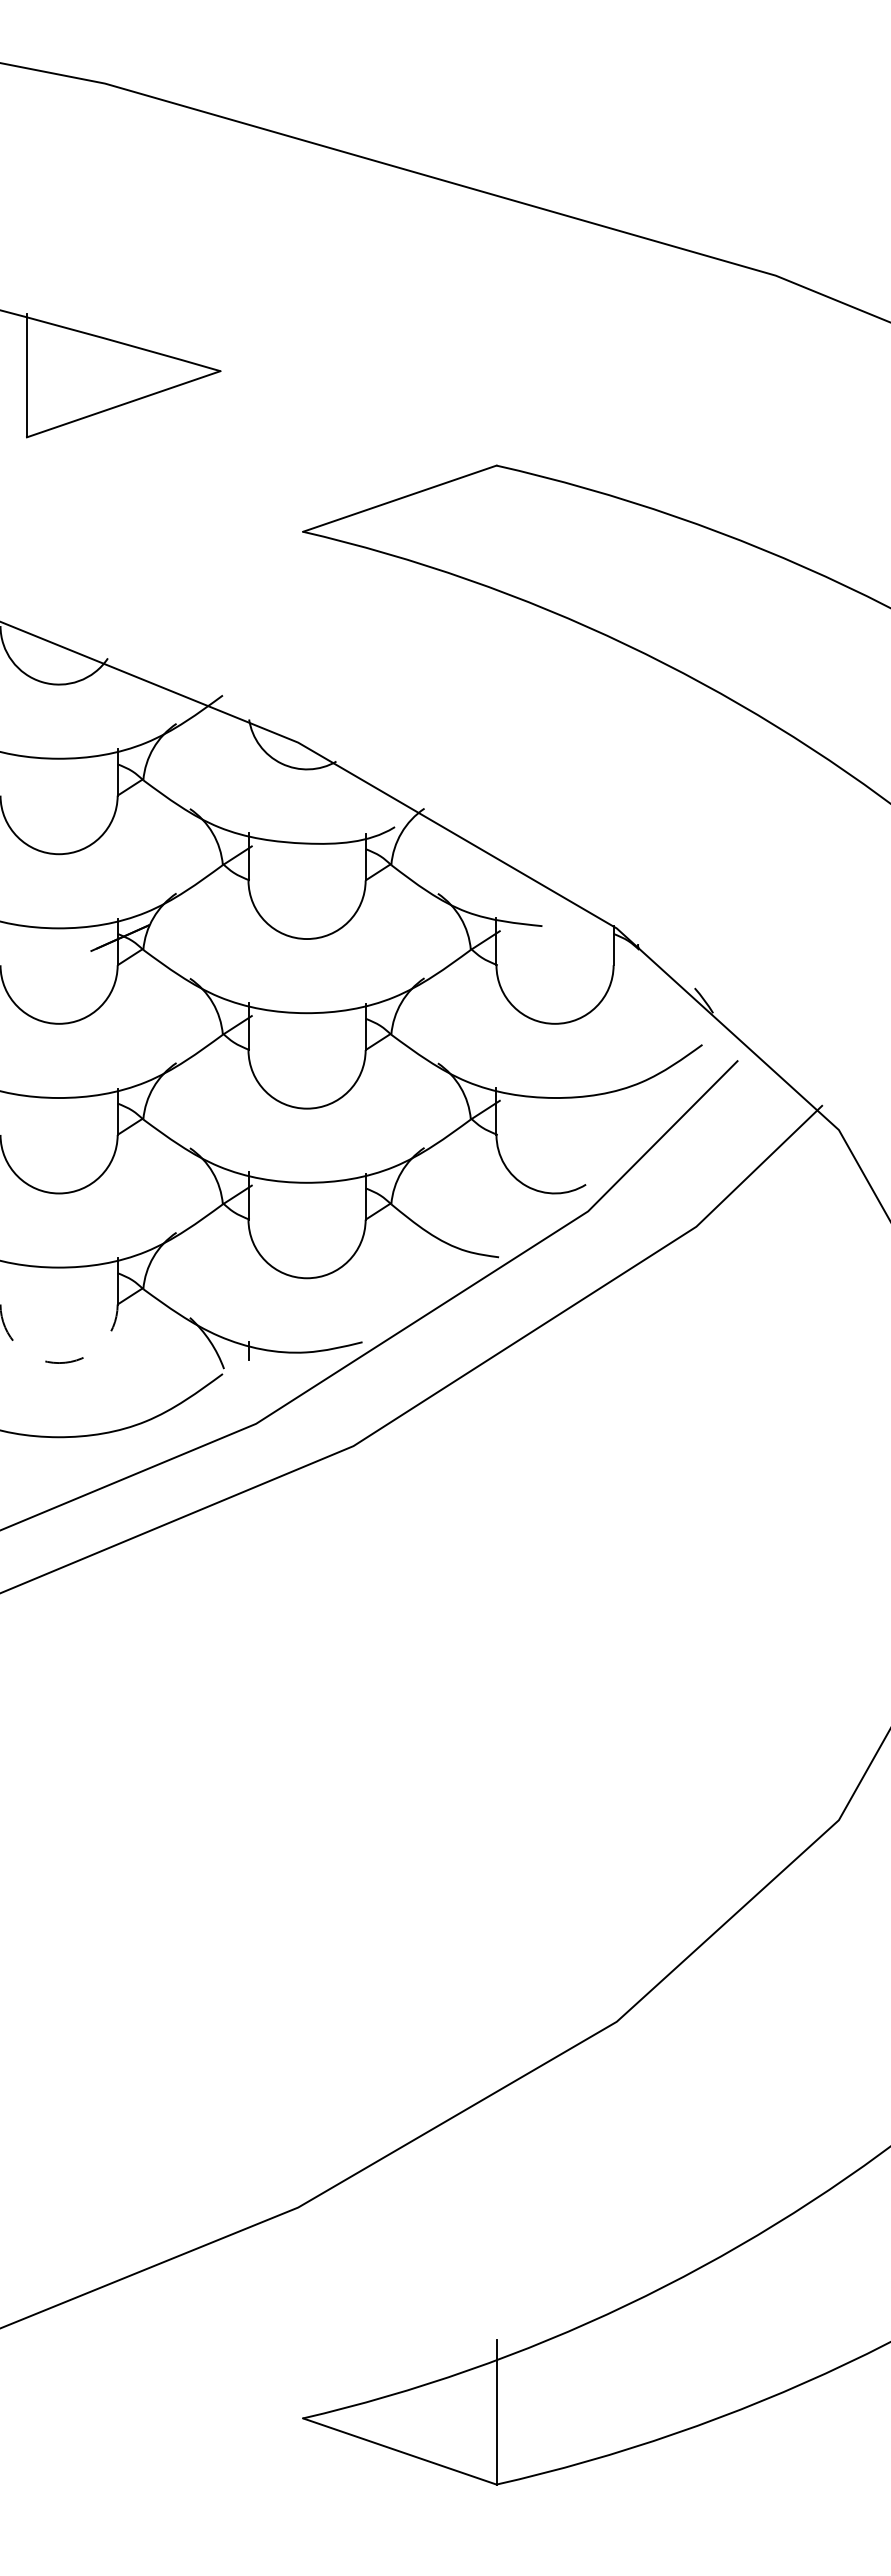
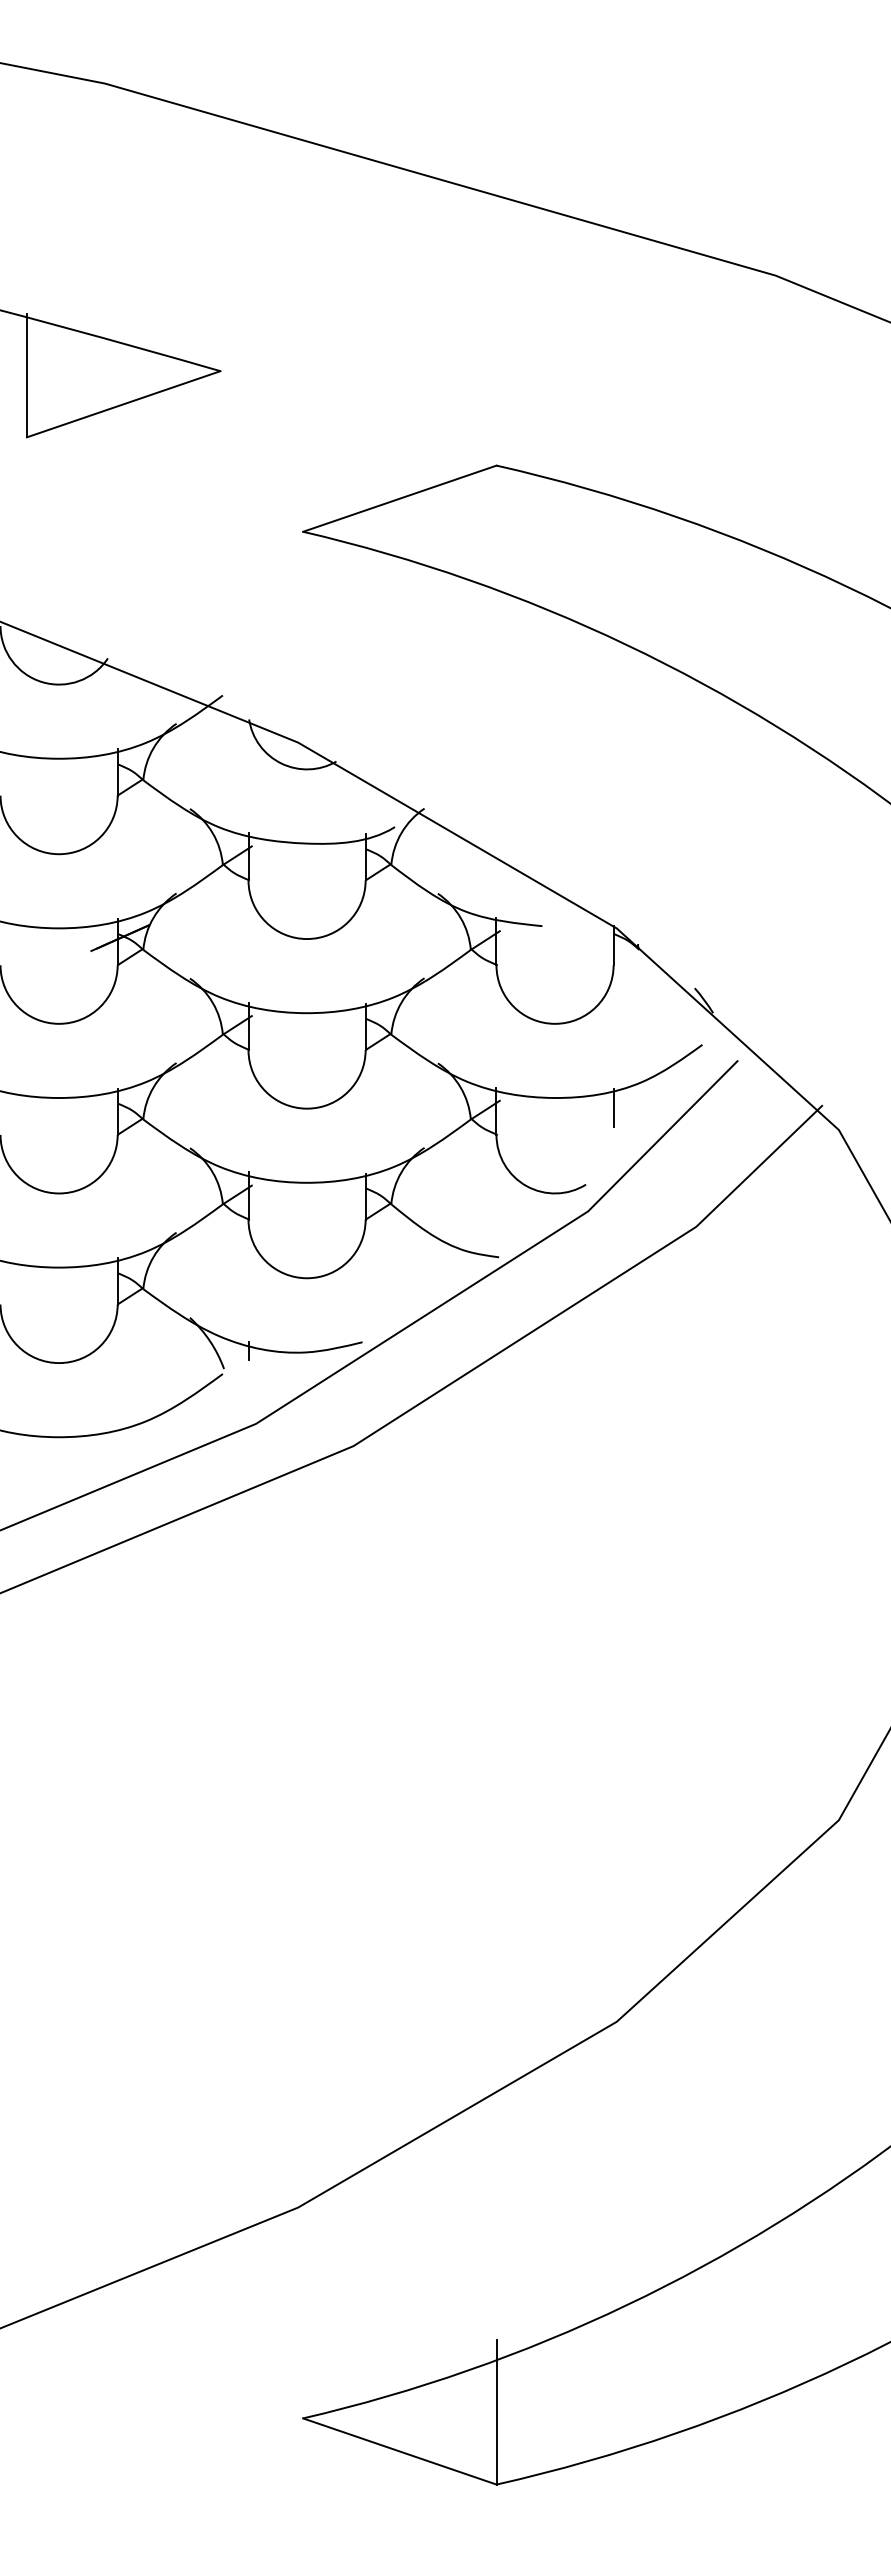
line: none -> present (613, 1107)
arc: dashed -> solid (59, 1363)
